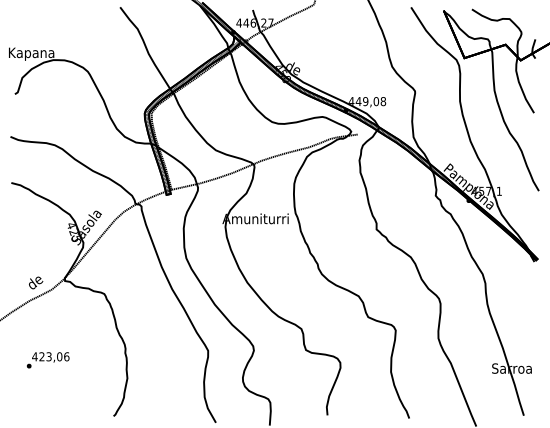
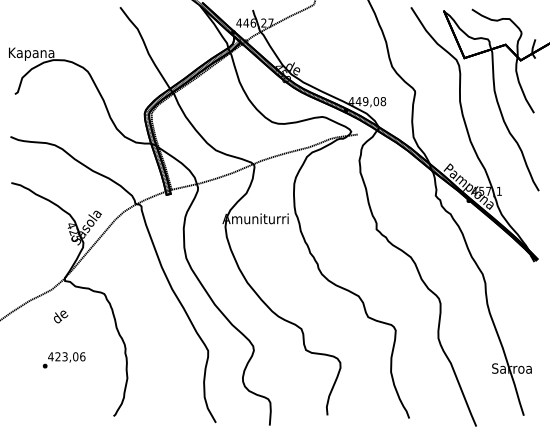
text position: (36, 282) -> (61, 316) (61, 316)
text position: (48, 360) -> (64, 360) (64, 360)
